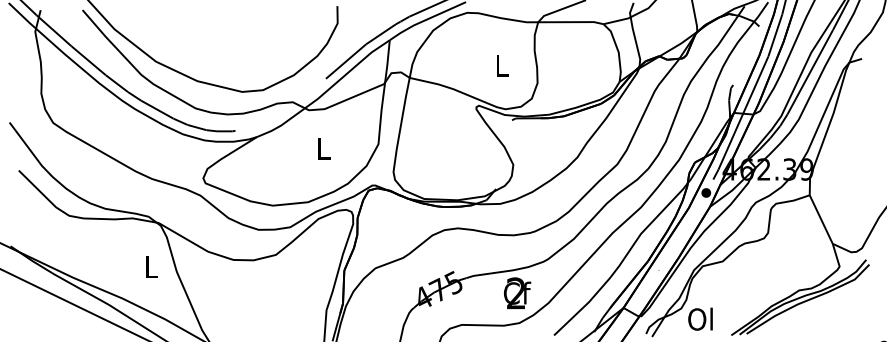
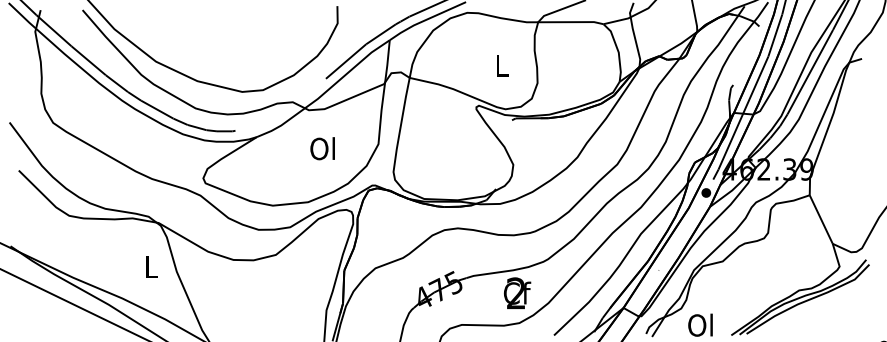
text: L -> Ol (322, 148)
text position: (700, 318) -> (700, 324) (700, 324)
